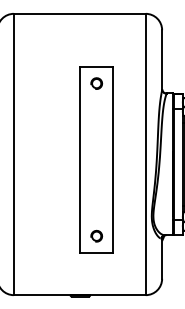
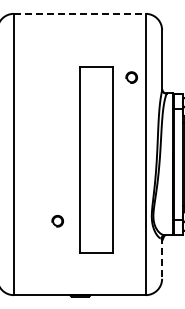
line: solid -> dashed (79, 13)
part position: (96, 83) -> (131, 77) (131, 77)
part position: (96, 235) -> (57, 220) (57, 220)
line: solid -> dashed (162, 257)
